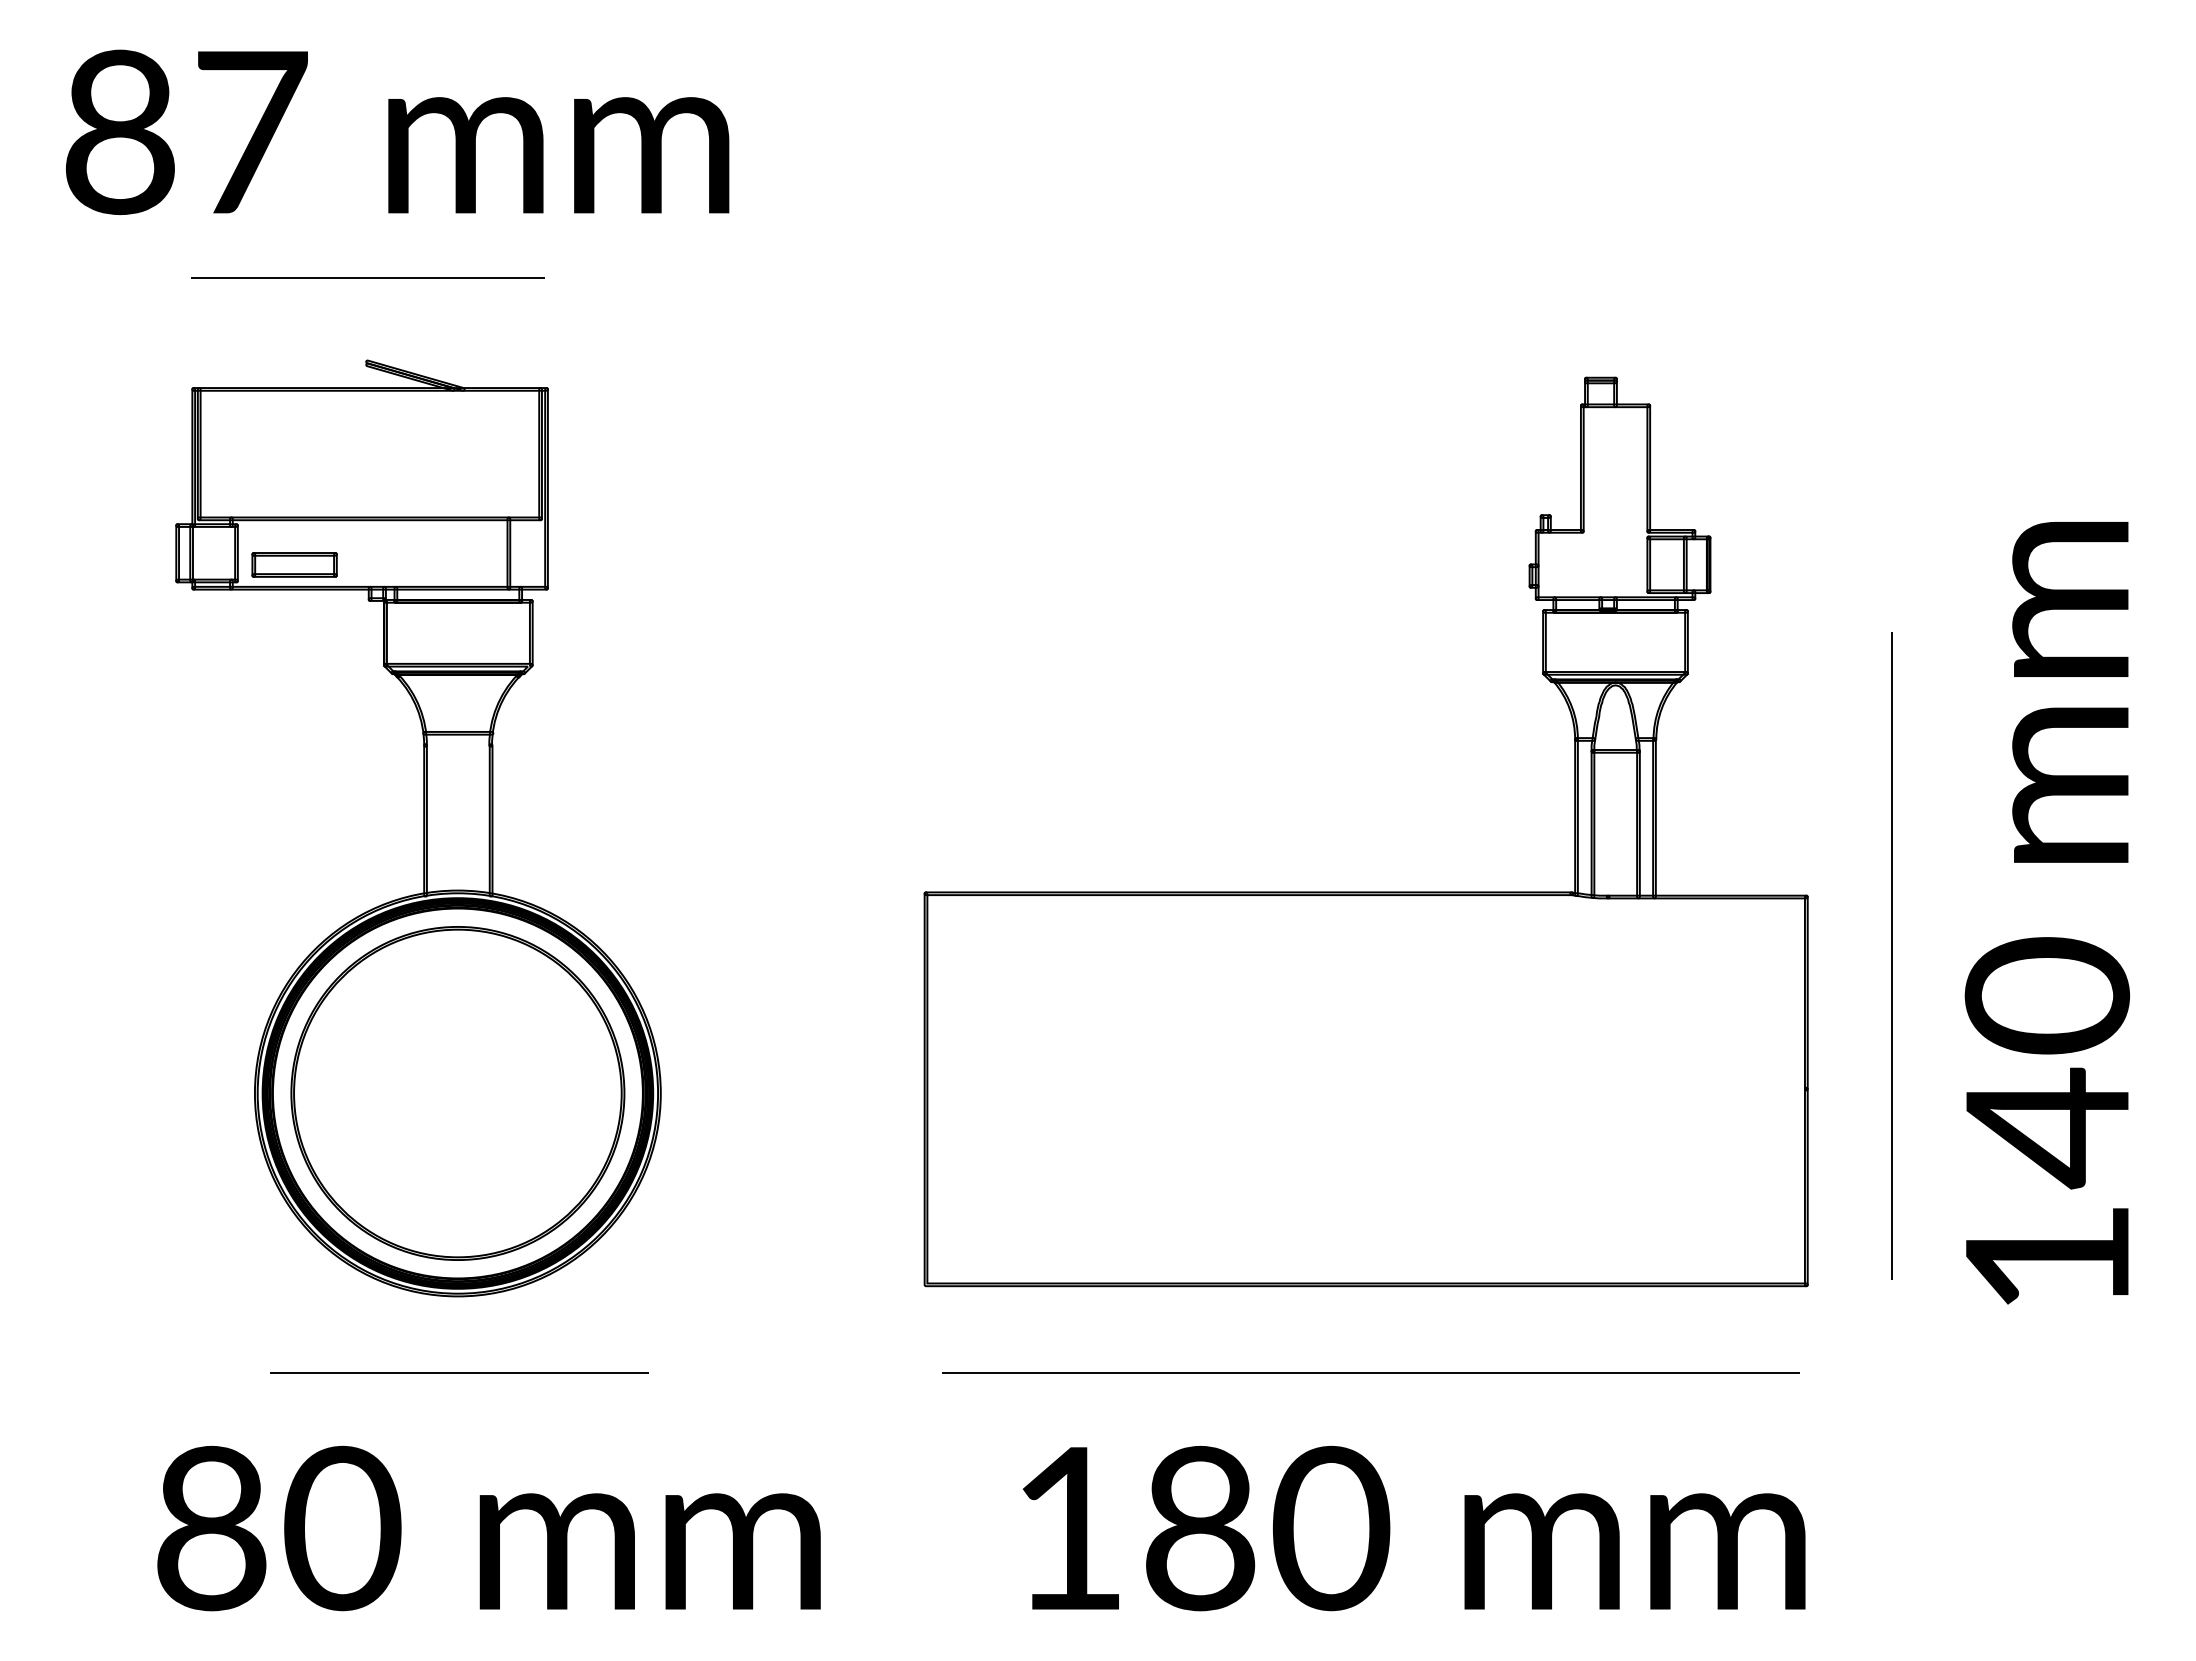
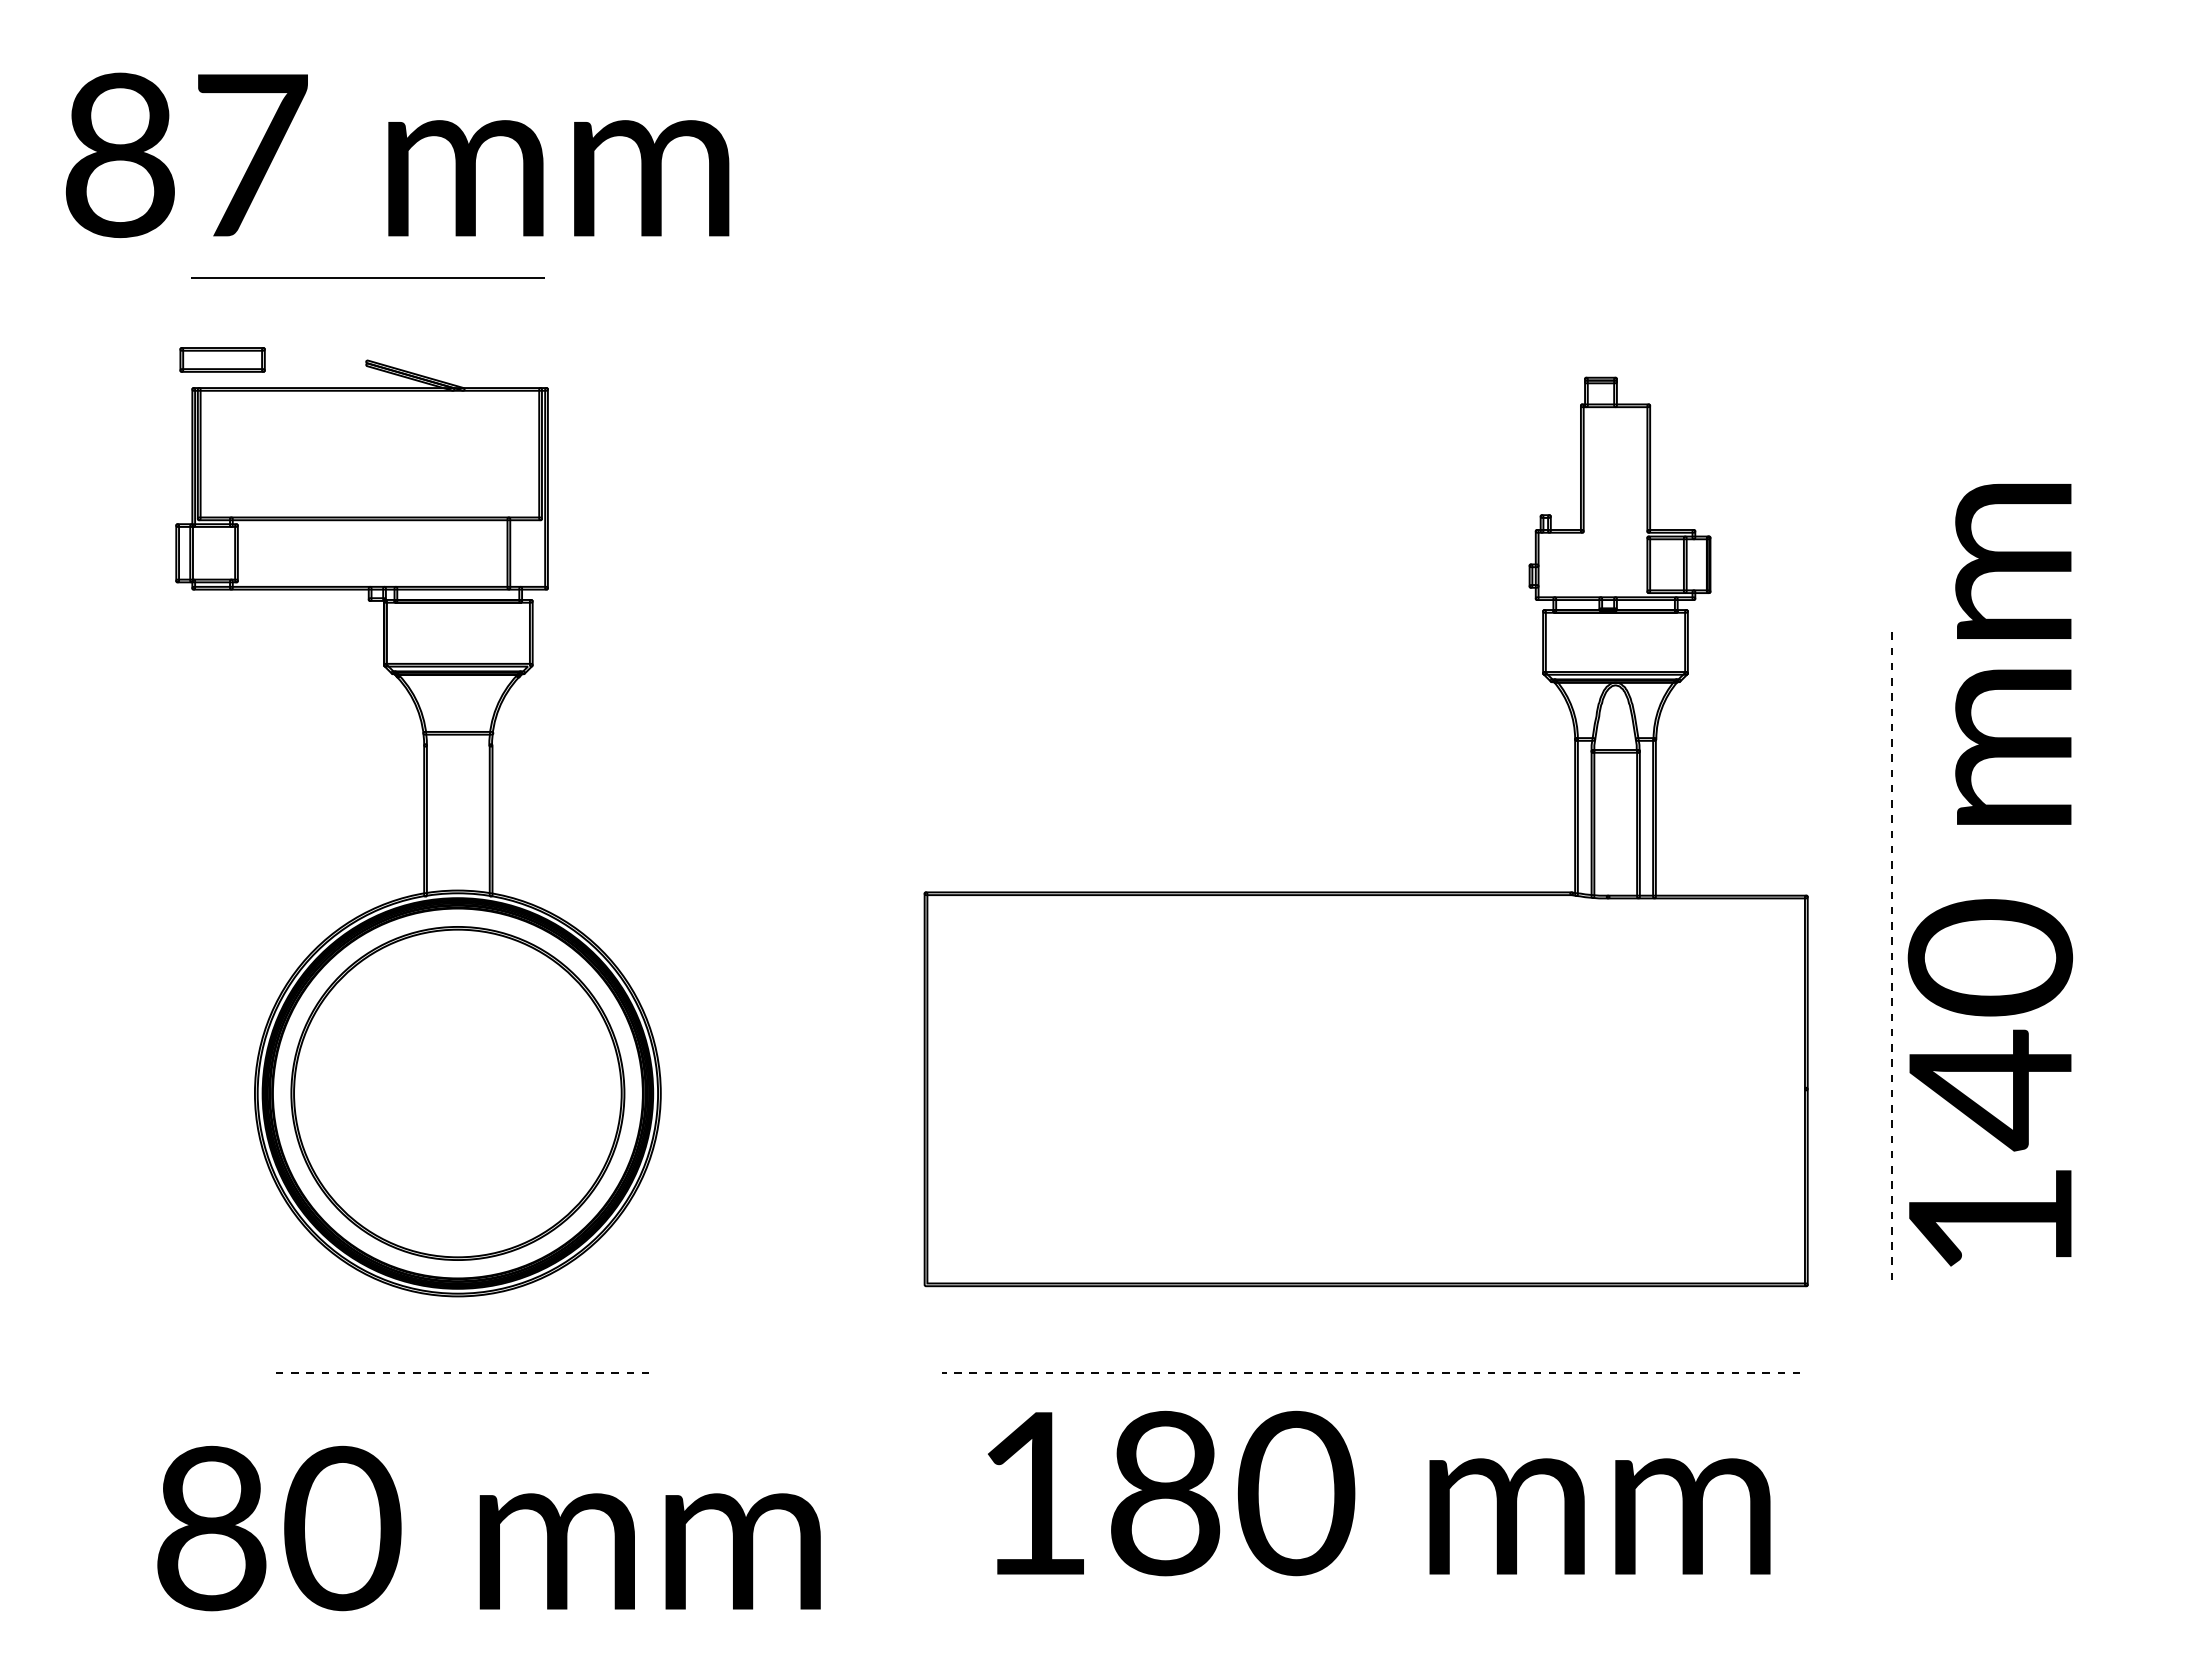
text position: (397, 131) -> (397, 154) (397, 154)
part position: (294, 564) -> (222, 359) (222, 359)
text position: (2046, 913) -> (1989, 875) (1989, 875)
line: solid -> dashed (1891, 956)
line: solid -> dashed (459, 1372)
line: solid -> dashed (1370, 1372)
text position: (1414, 1528) -> (1379, 1493) (1379, 1493)
